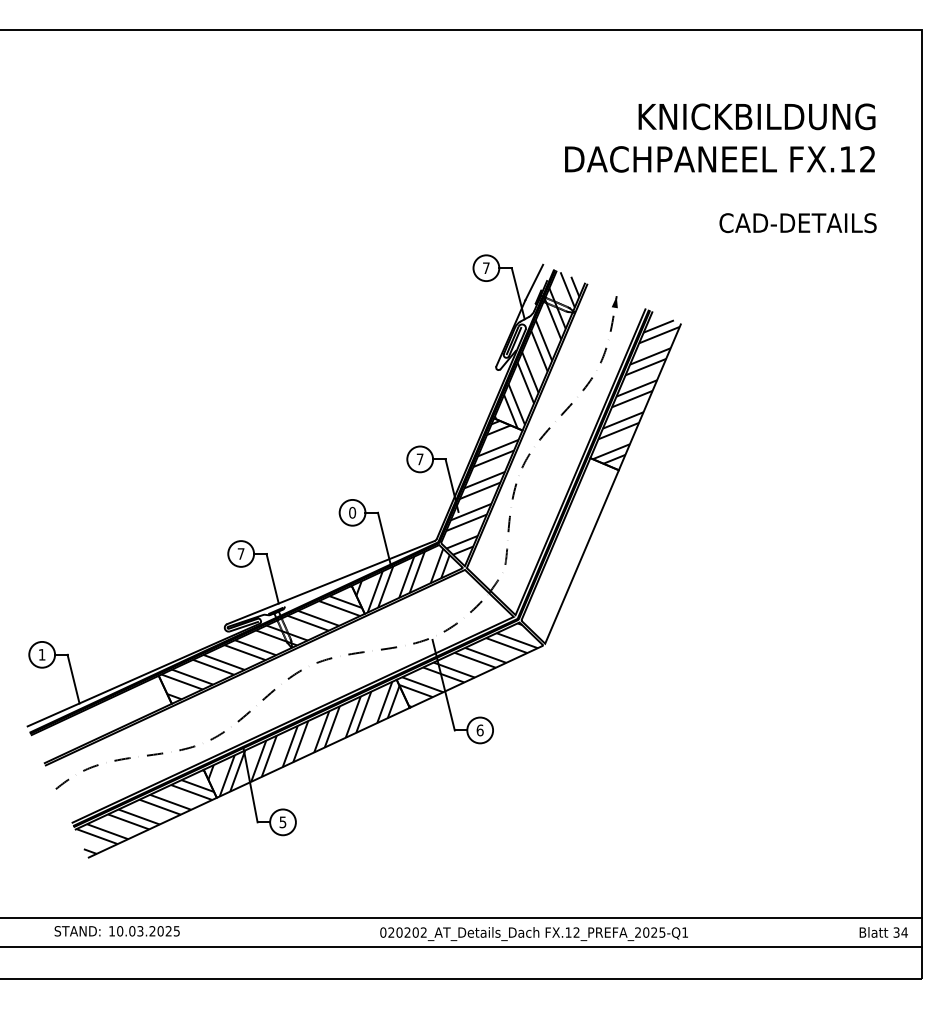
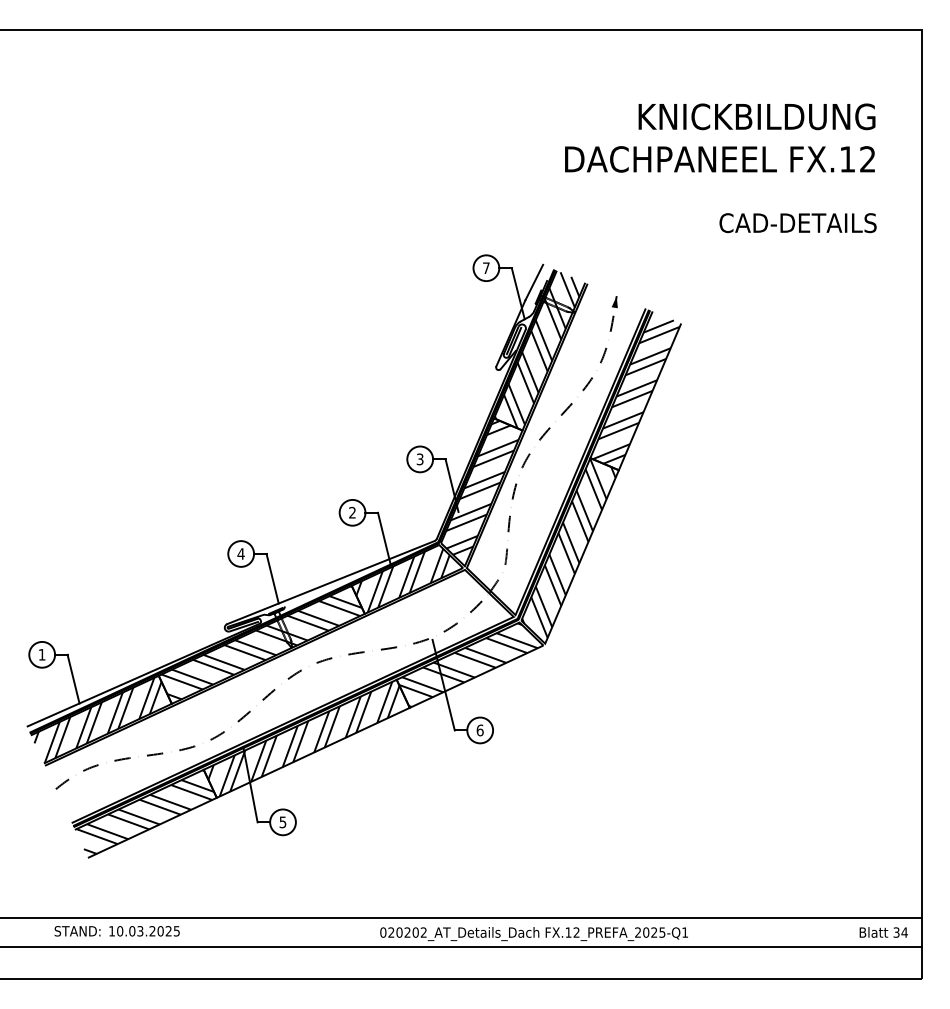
text: 7 -> 3 (419, 459)
text: 0 -> 2 (352, 512)
hatch: none -> present (568, 547)
text: 7 -> 4 (240, 553)
hatch: none -> present (102, 720)
